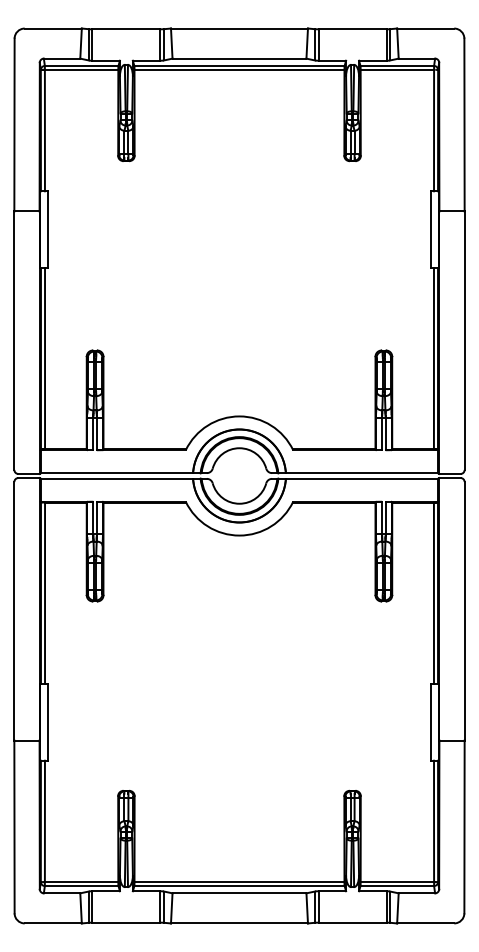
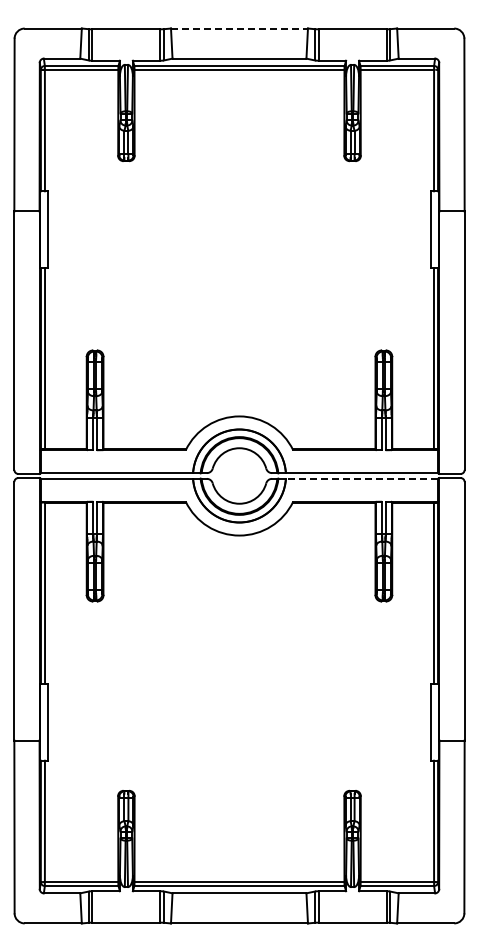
line: solid -> dashed (239, 28)
line: solid -> dashed (361, 478)
